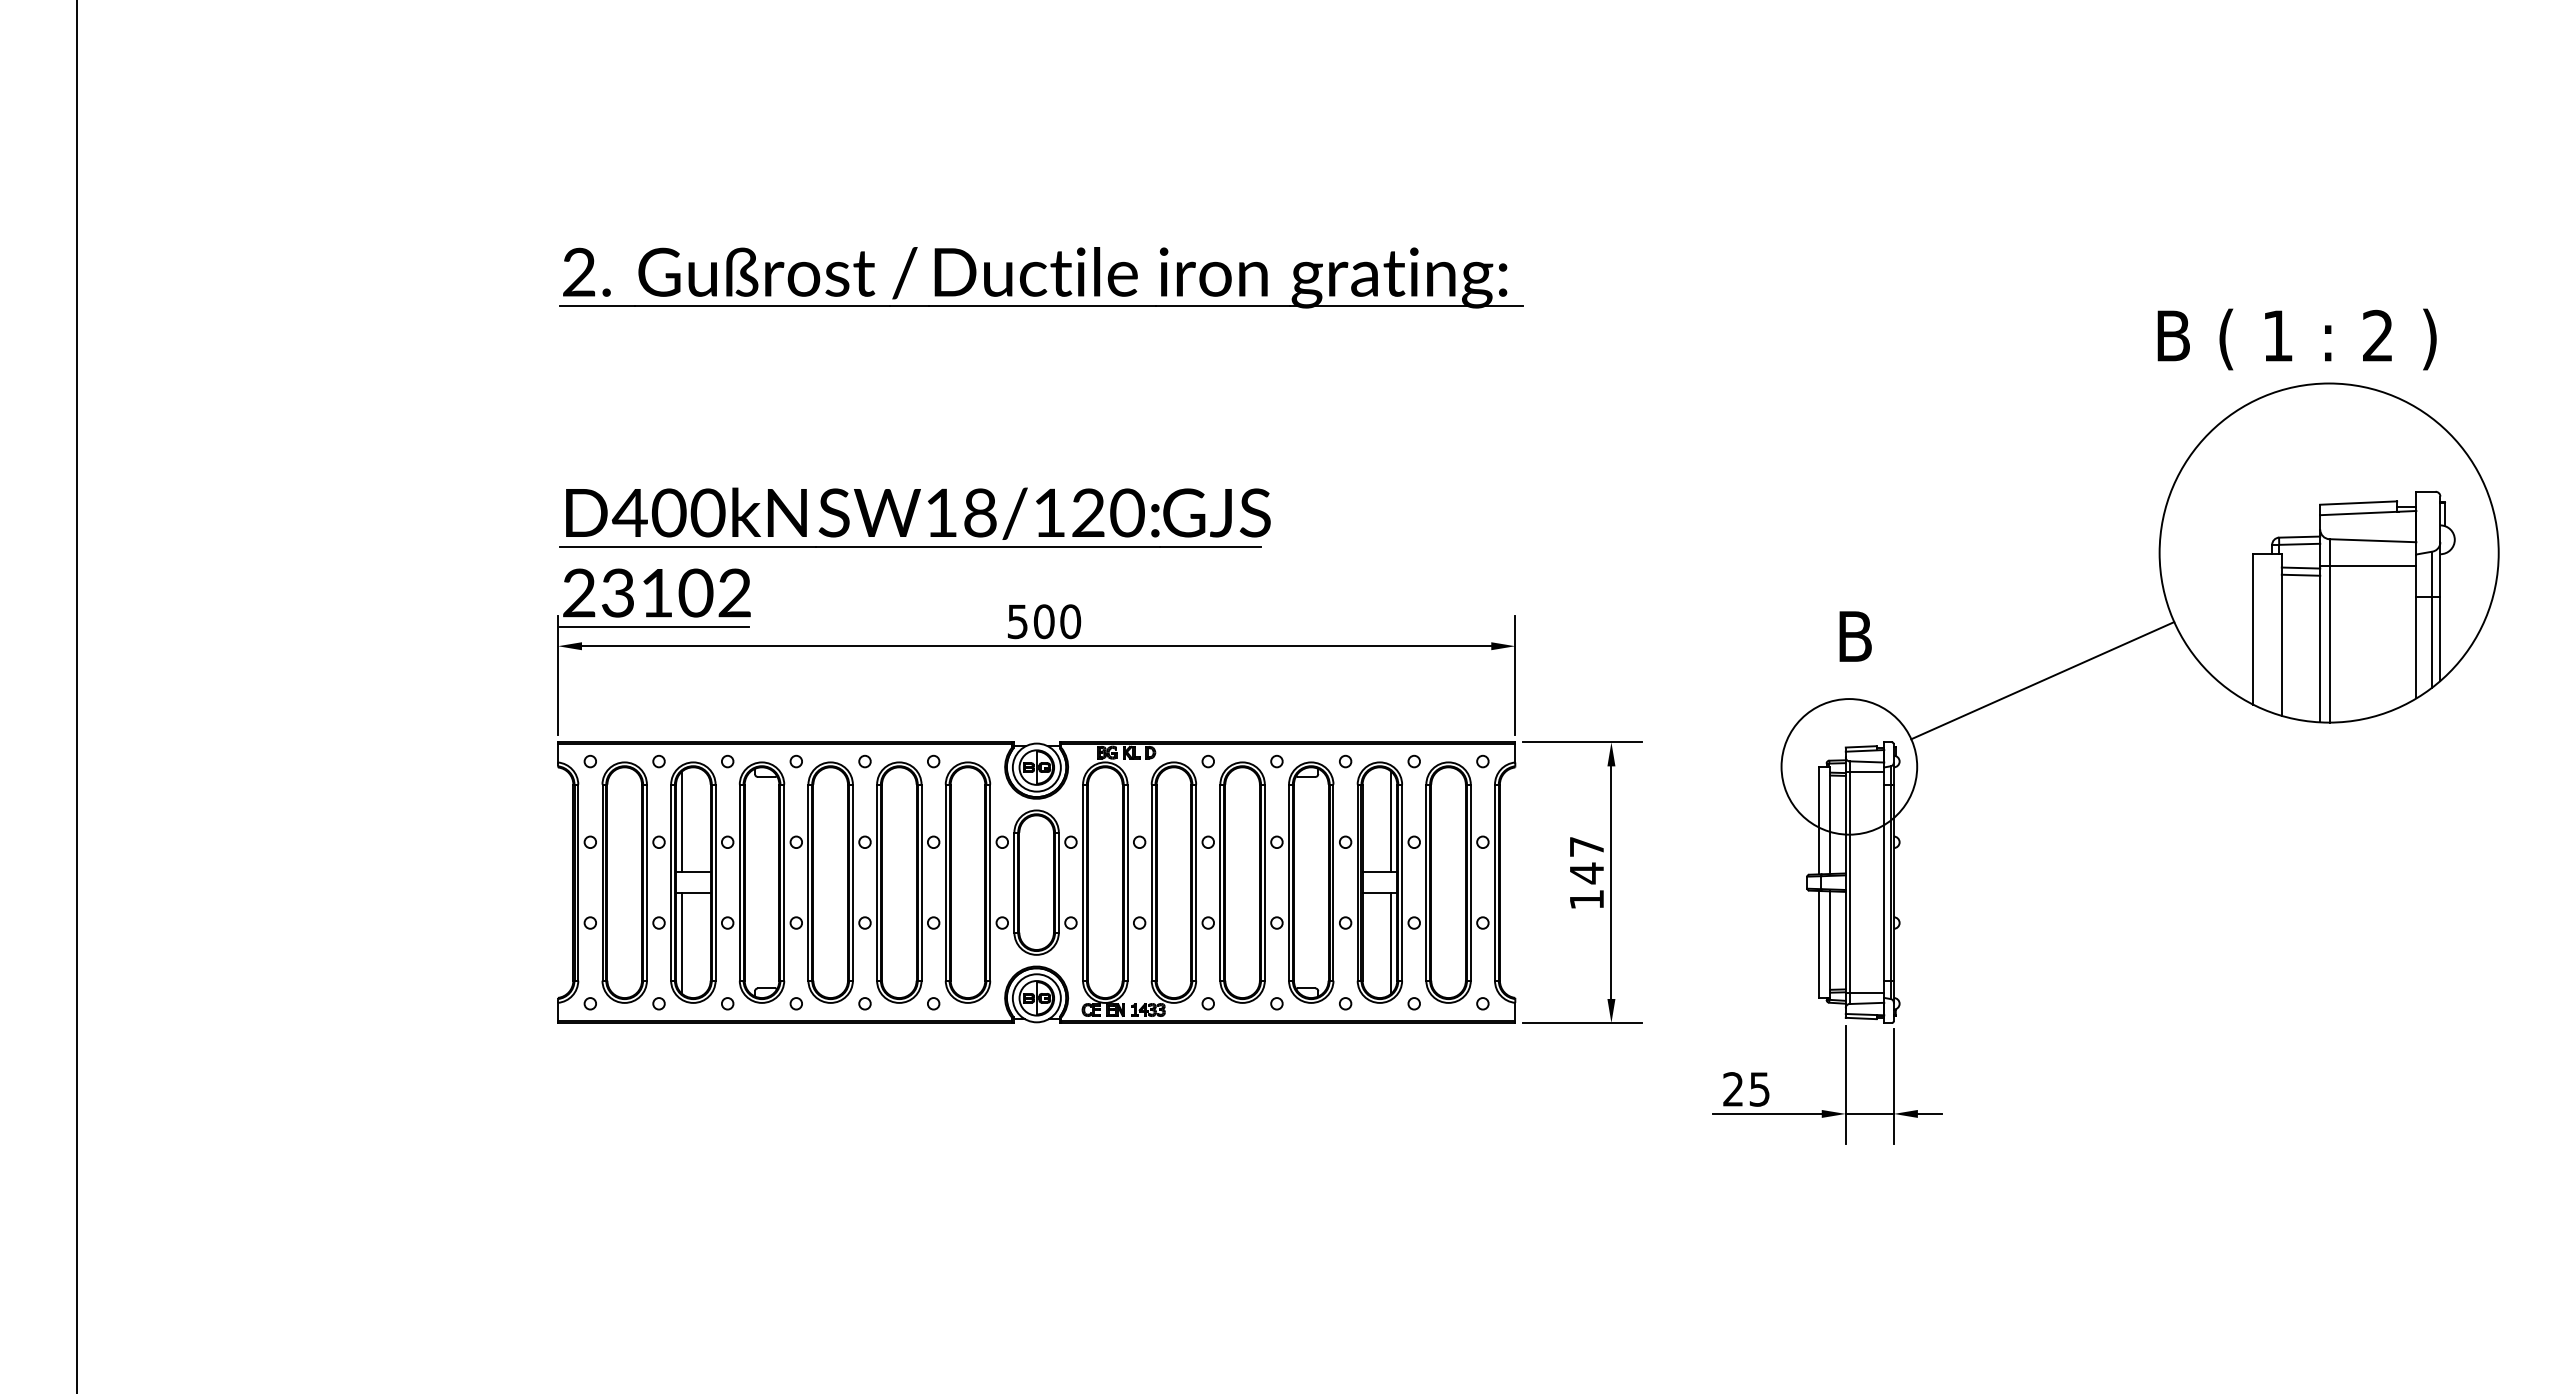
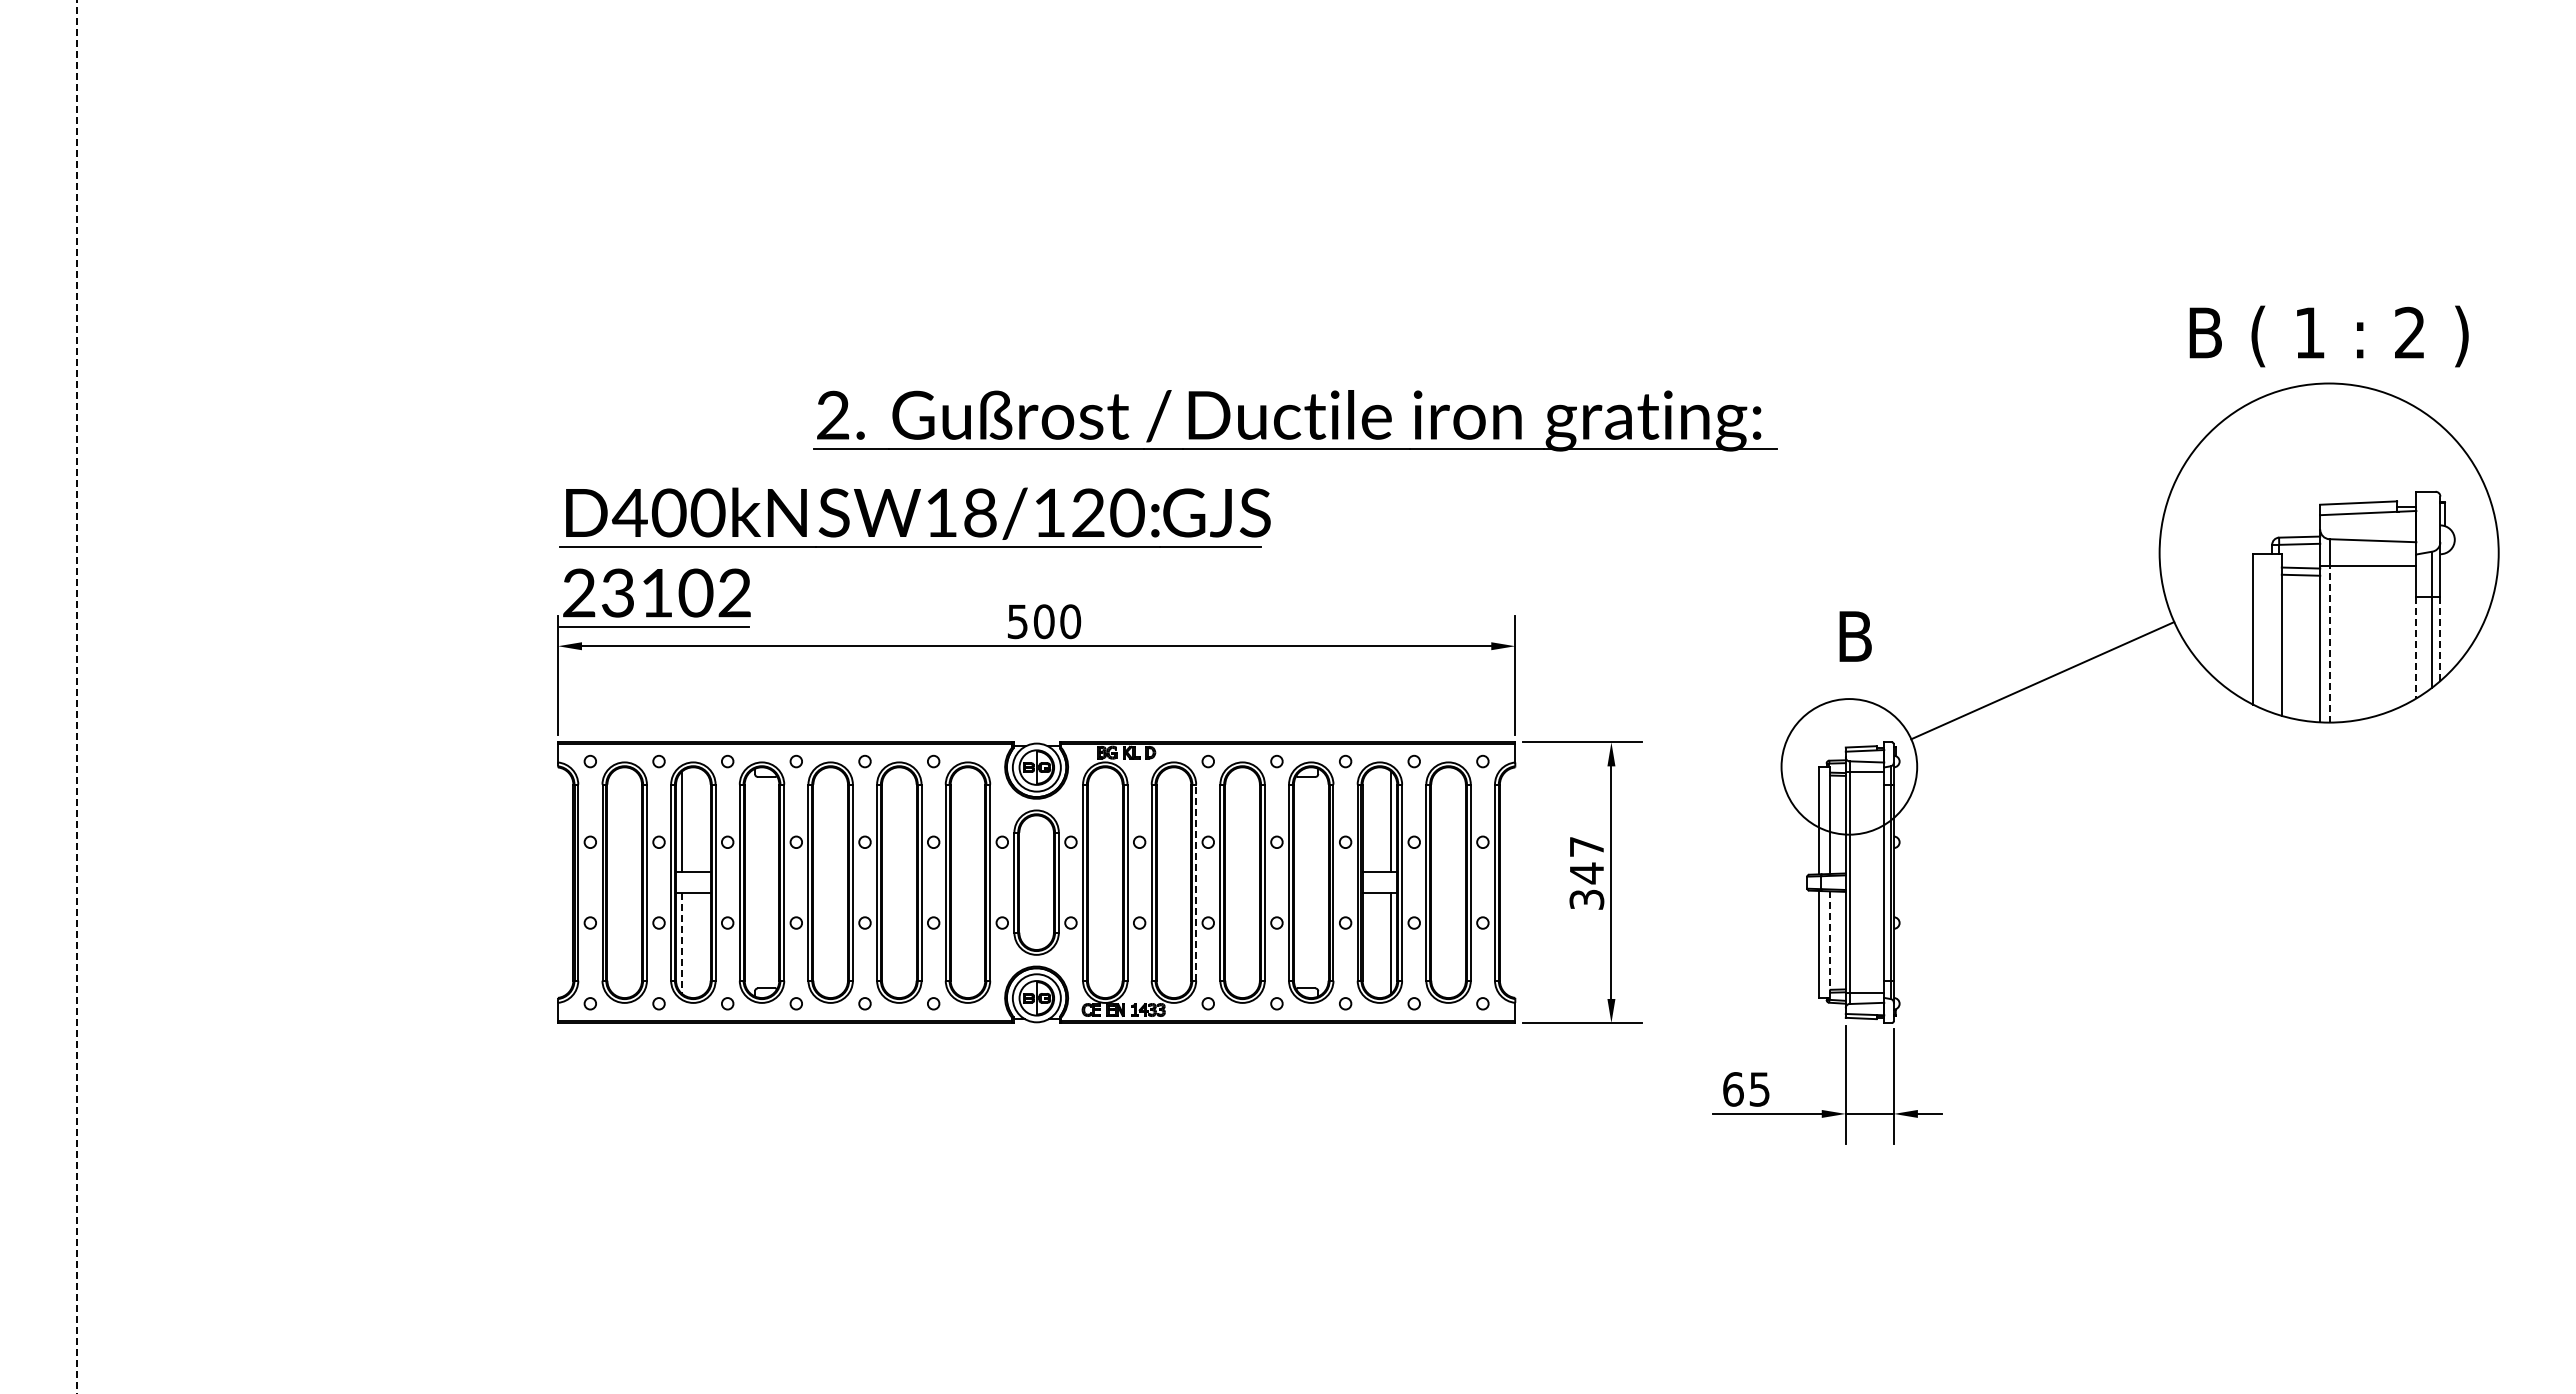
part position: (1044, 269) -> (1298, 412) (1298, 412)
text position: (2296, 339) -> (2328, 336) (2328, 336)
line: solid -> dashed (2440, 639)
line: solid -> dashed (2329, 643)
line: solid -> dashed (2416, 648)
line: solid -> dashed (77, 697)
line: solid -> dashed (1196, 882)
text: 147 -> 347 (1586, 899)
line: solid -> dashed (681, 943)
line: solid -> dashed (1830, 945)
text: 25 -> 65 (1733, 1089)
